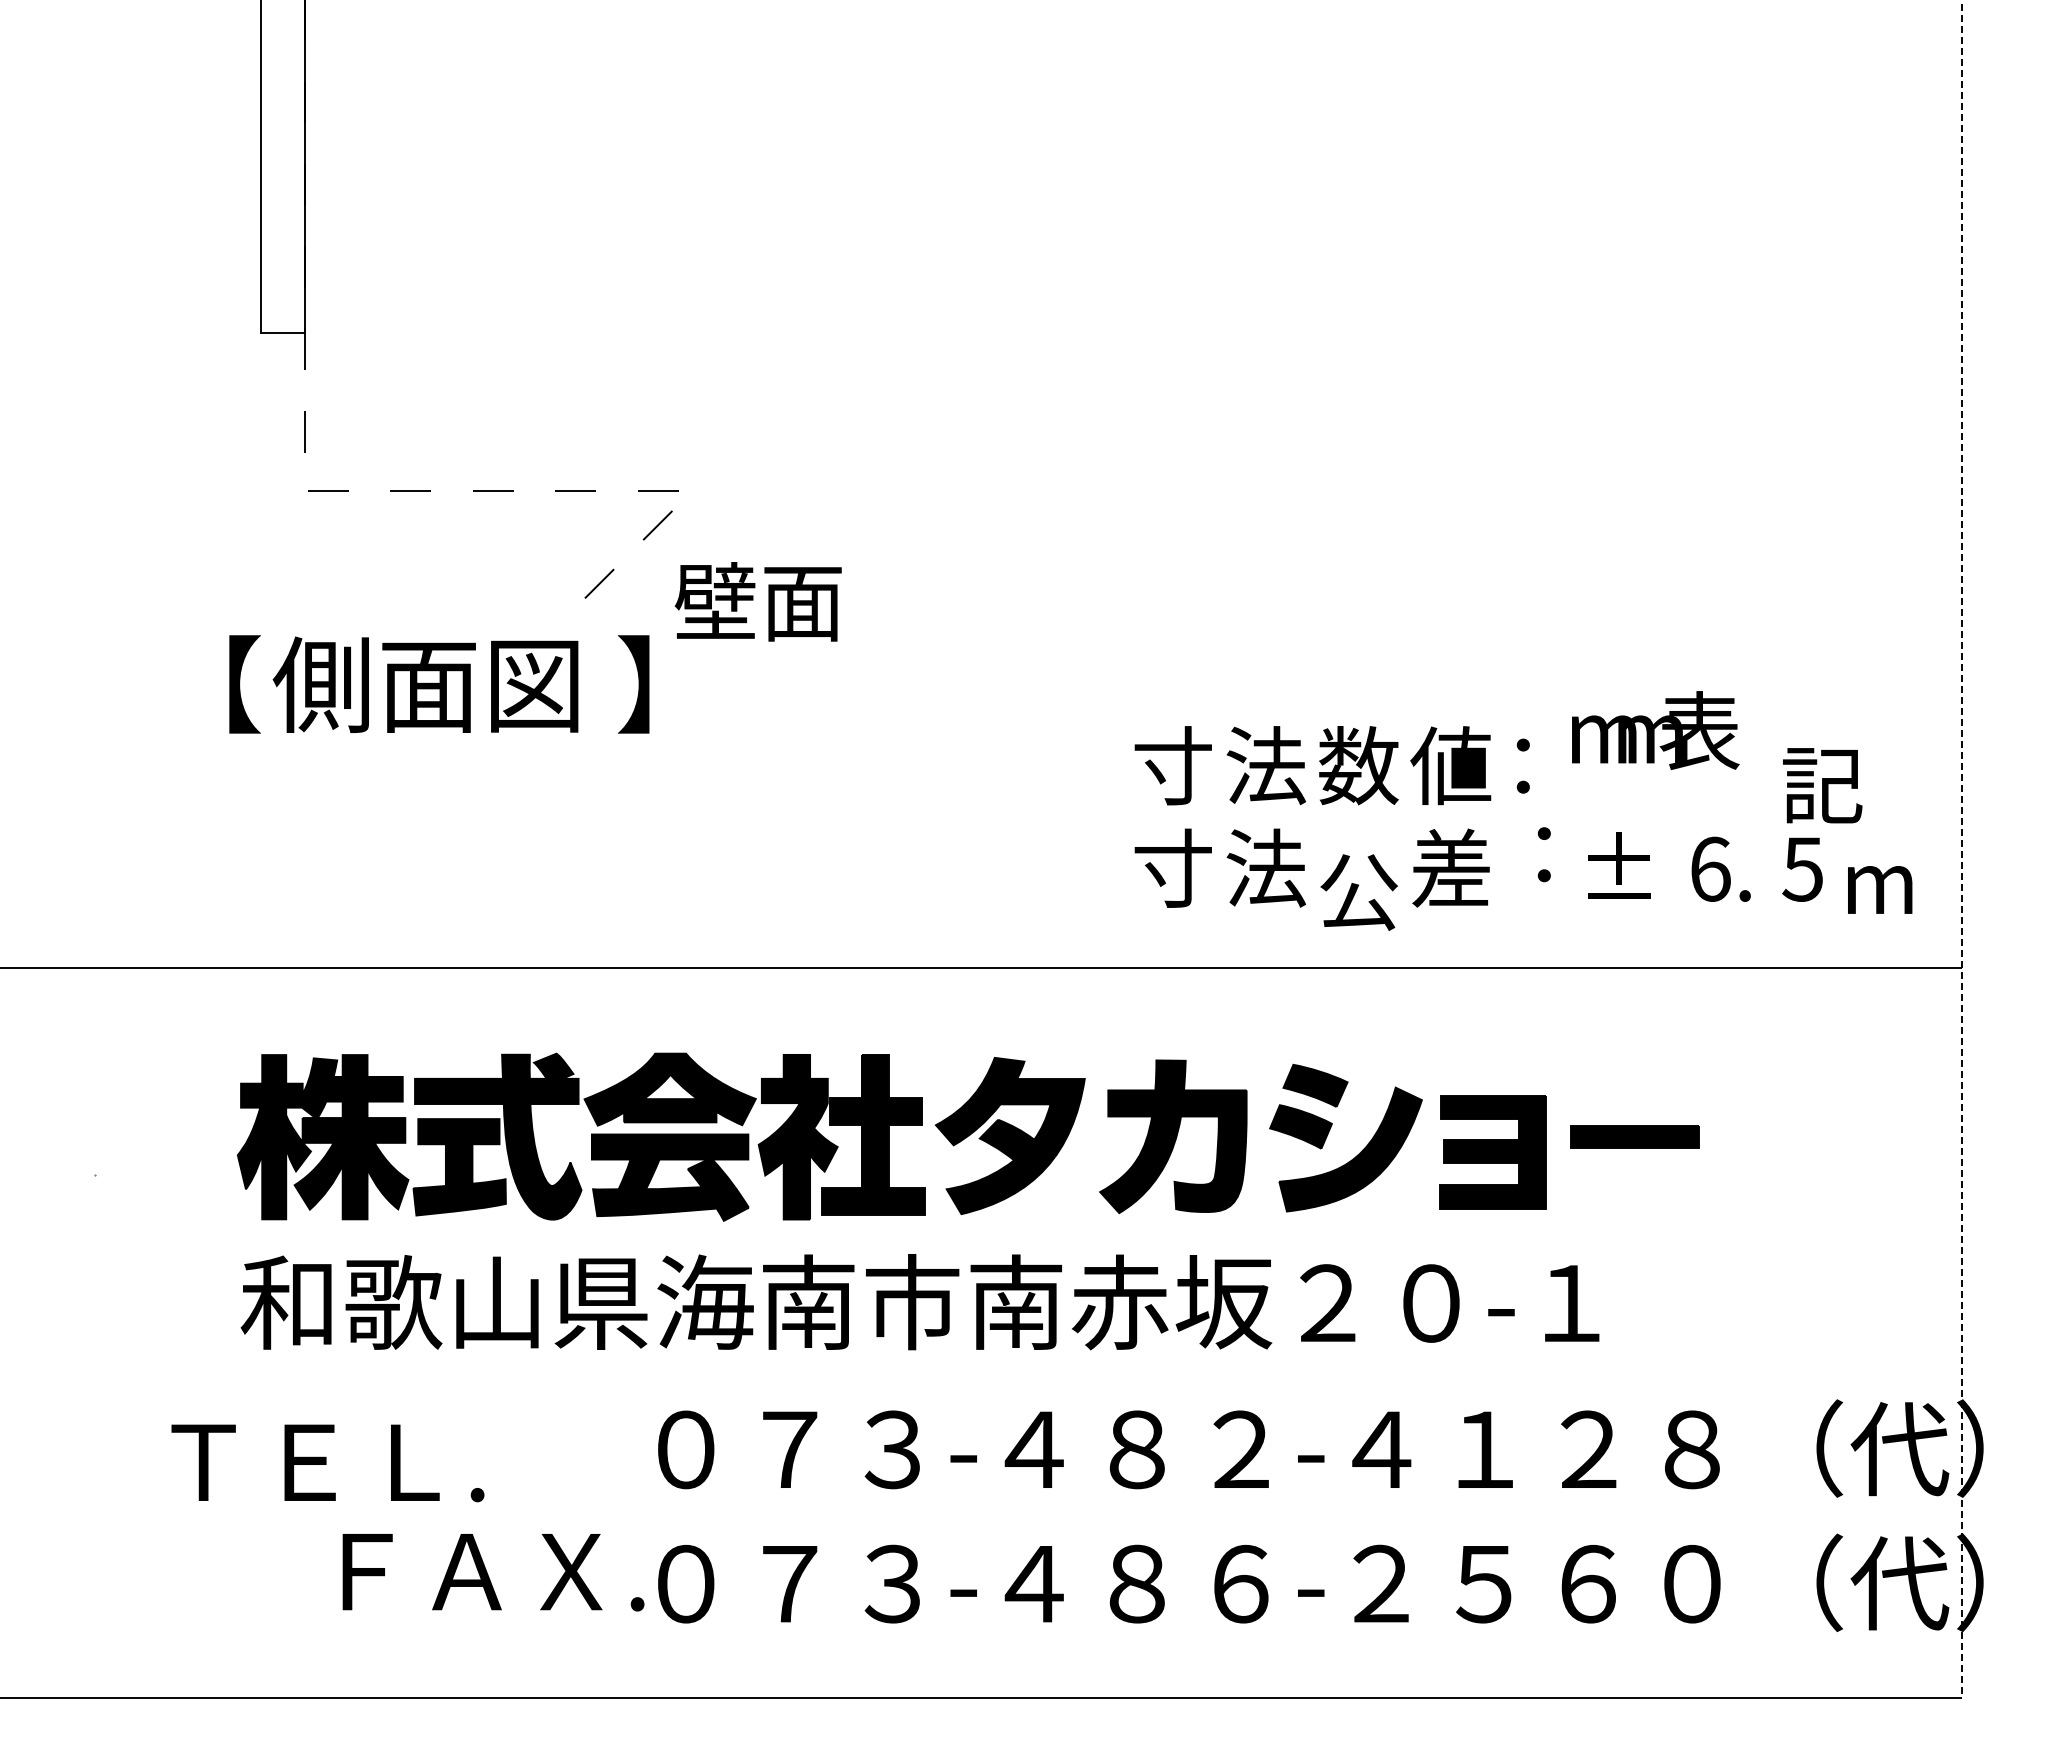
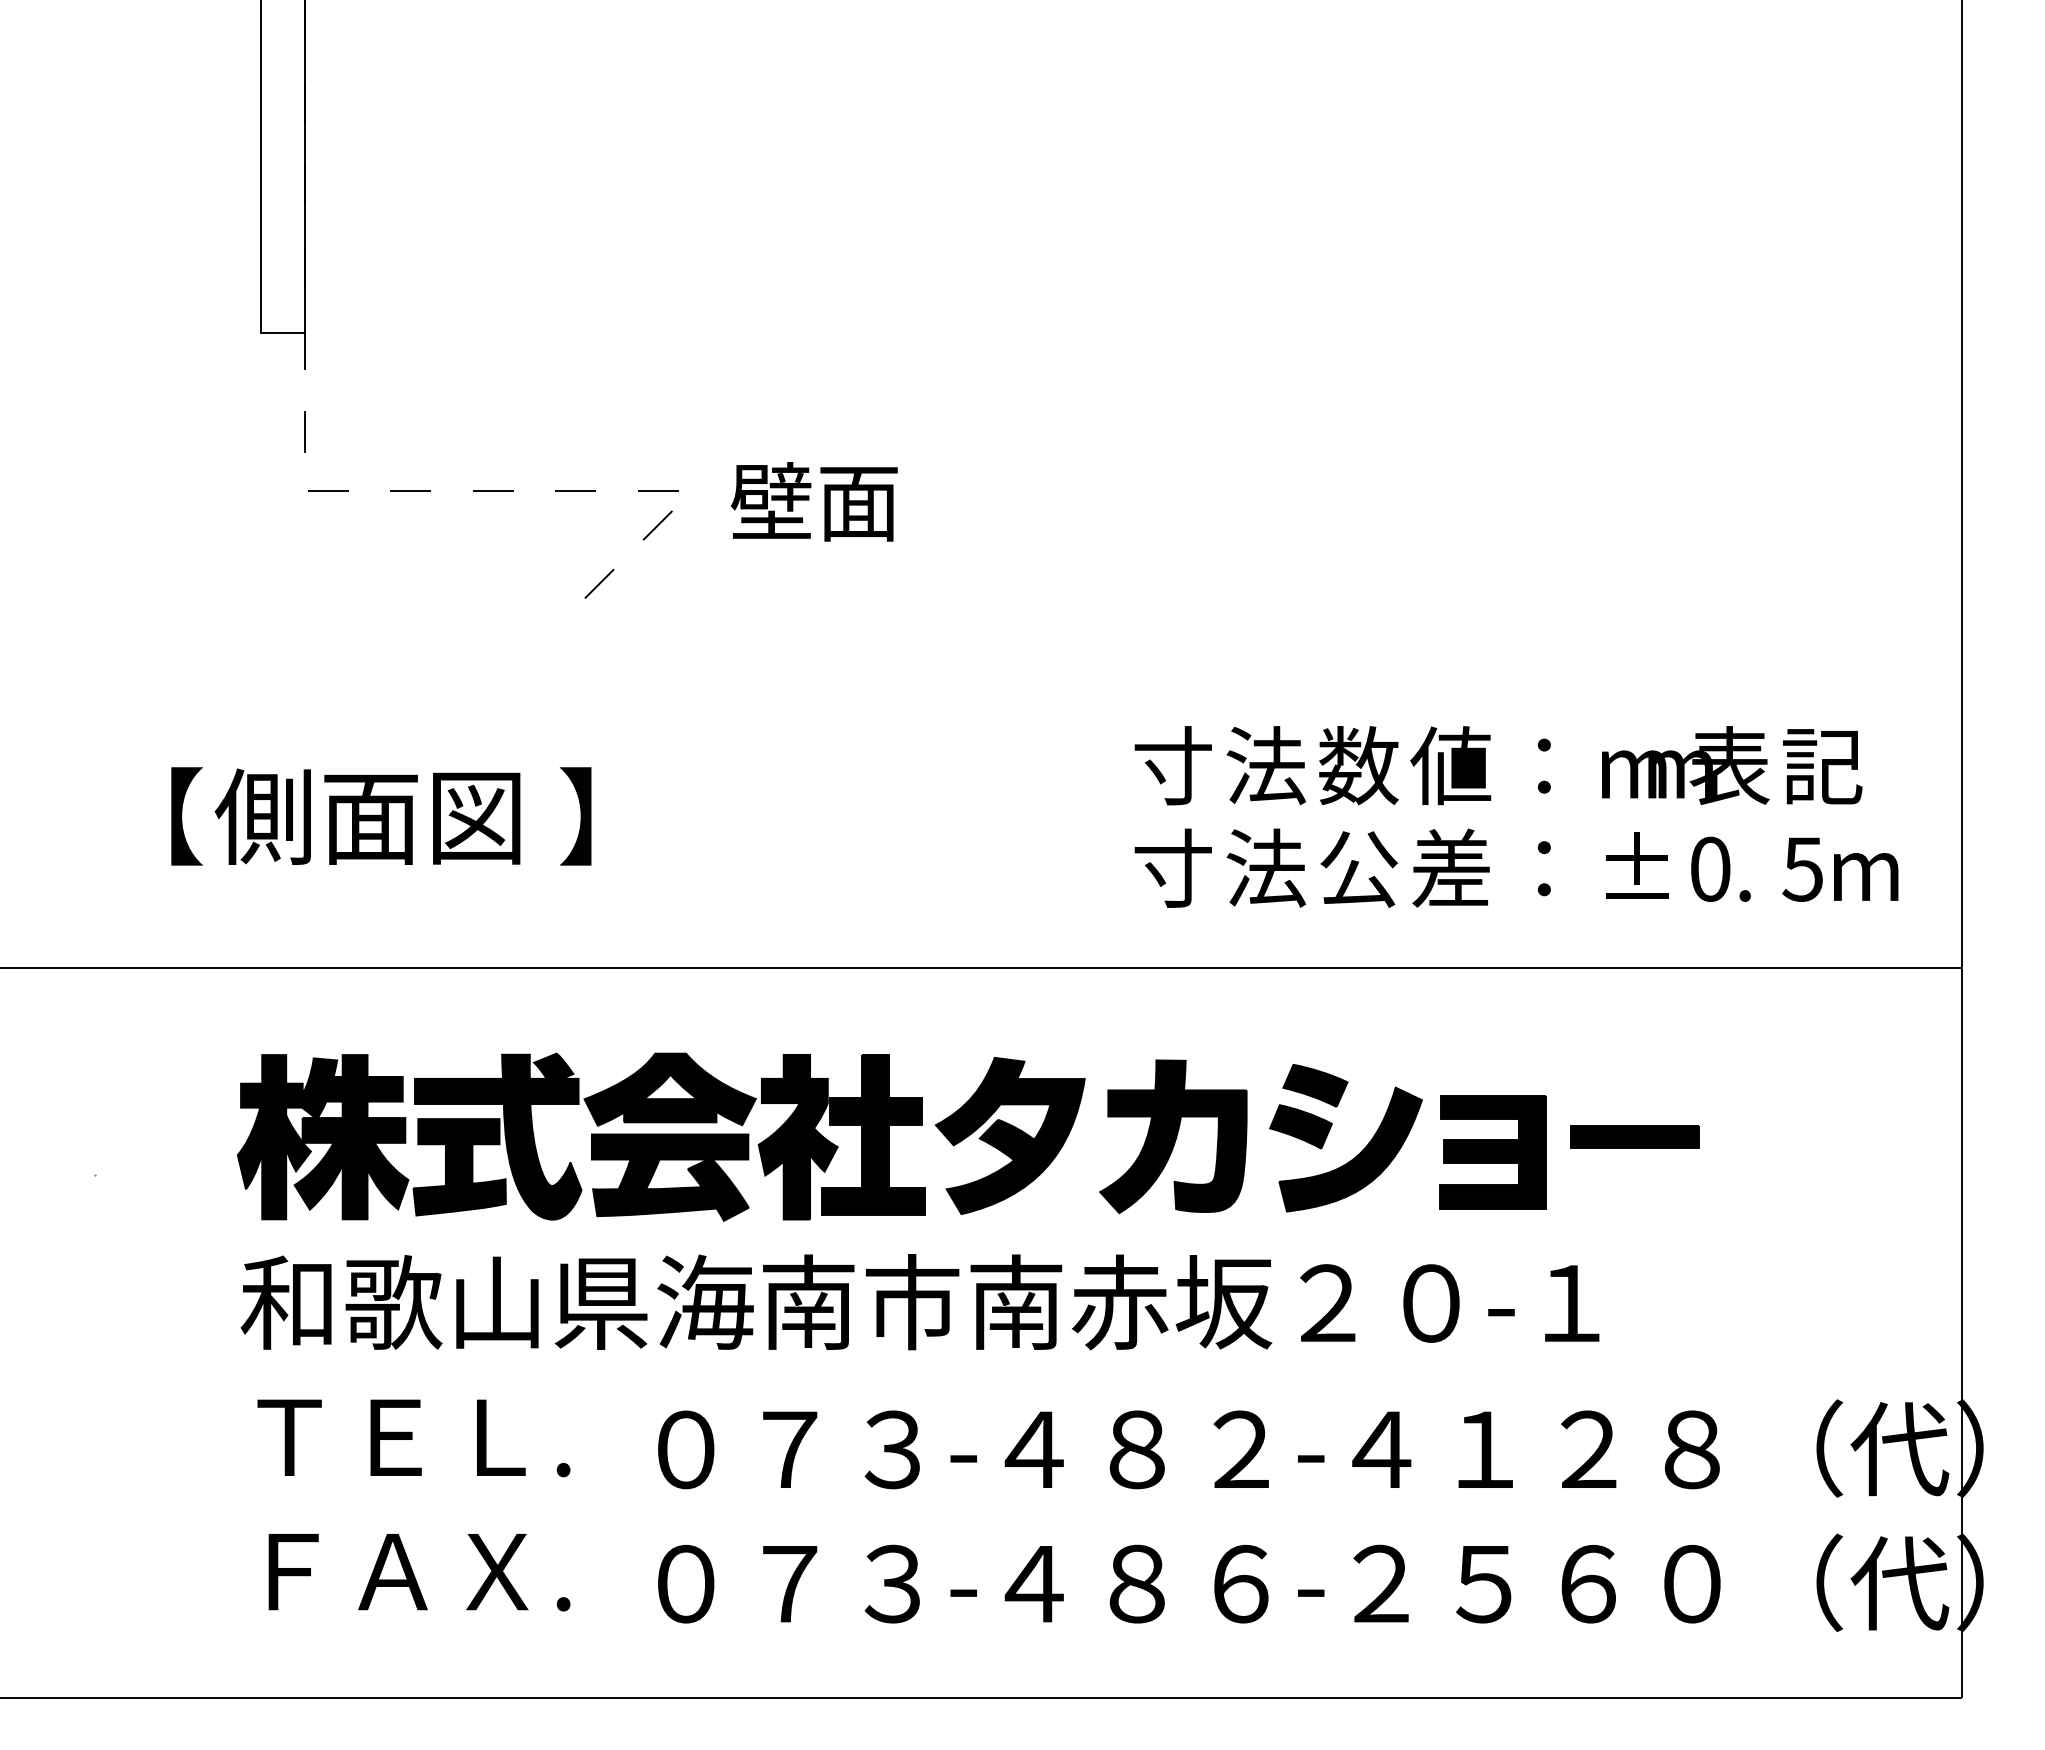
text position: (757, 601) -> (813, 501) (813, 501)
text position: (439, 684) -> (381, 816) (381, 816)
text position: (1655, 730) -> (1685, 765) (1685, 765)
text position: (1522, 765) -> (1543, 765) (1543, 765)
text position: (1822, 785) -> (1822, 766) (1822, 766)
line: dashed -> solid (1962, 849)
text position: (1543, 854) -> (1543, 868) (1543, 868)
text position: (1619, 865) -> (1637, 865) (1637, 865)
text: 6 -> 0 (1710, 868)
text position: (1880, 889) -> (1866, 876) (1866, 876)
text position: (1358, 892) -> (1358, 869) (1358, 869)
text position: (327, 1463) -> (413, 1438) (413, 1438)
text position: (493, 1572) -> (419, 1572) (419, 1572)
